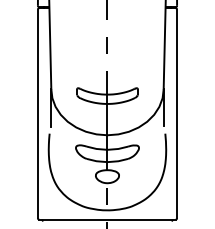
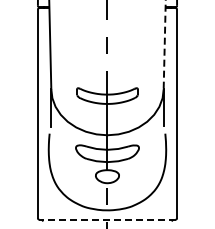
line: solid -> dashed (164, 44)
line: solid -> dashed (107, 219)
